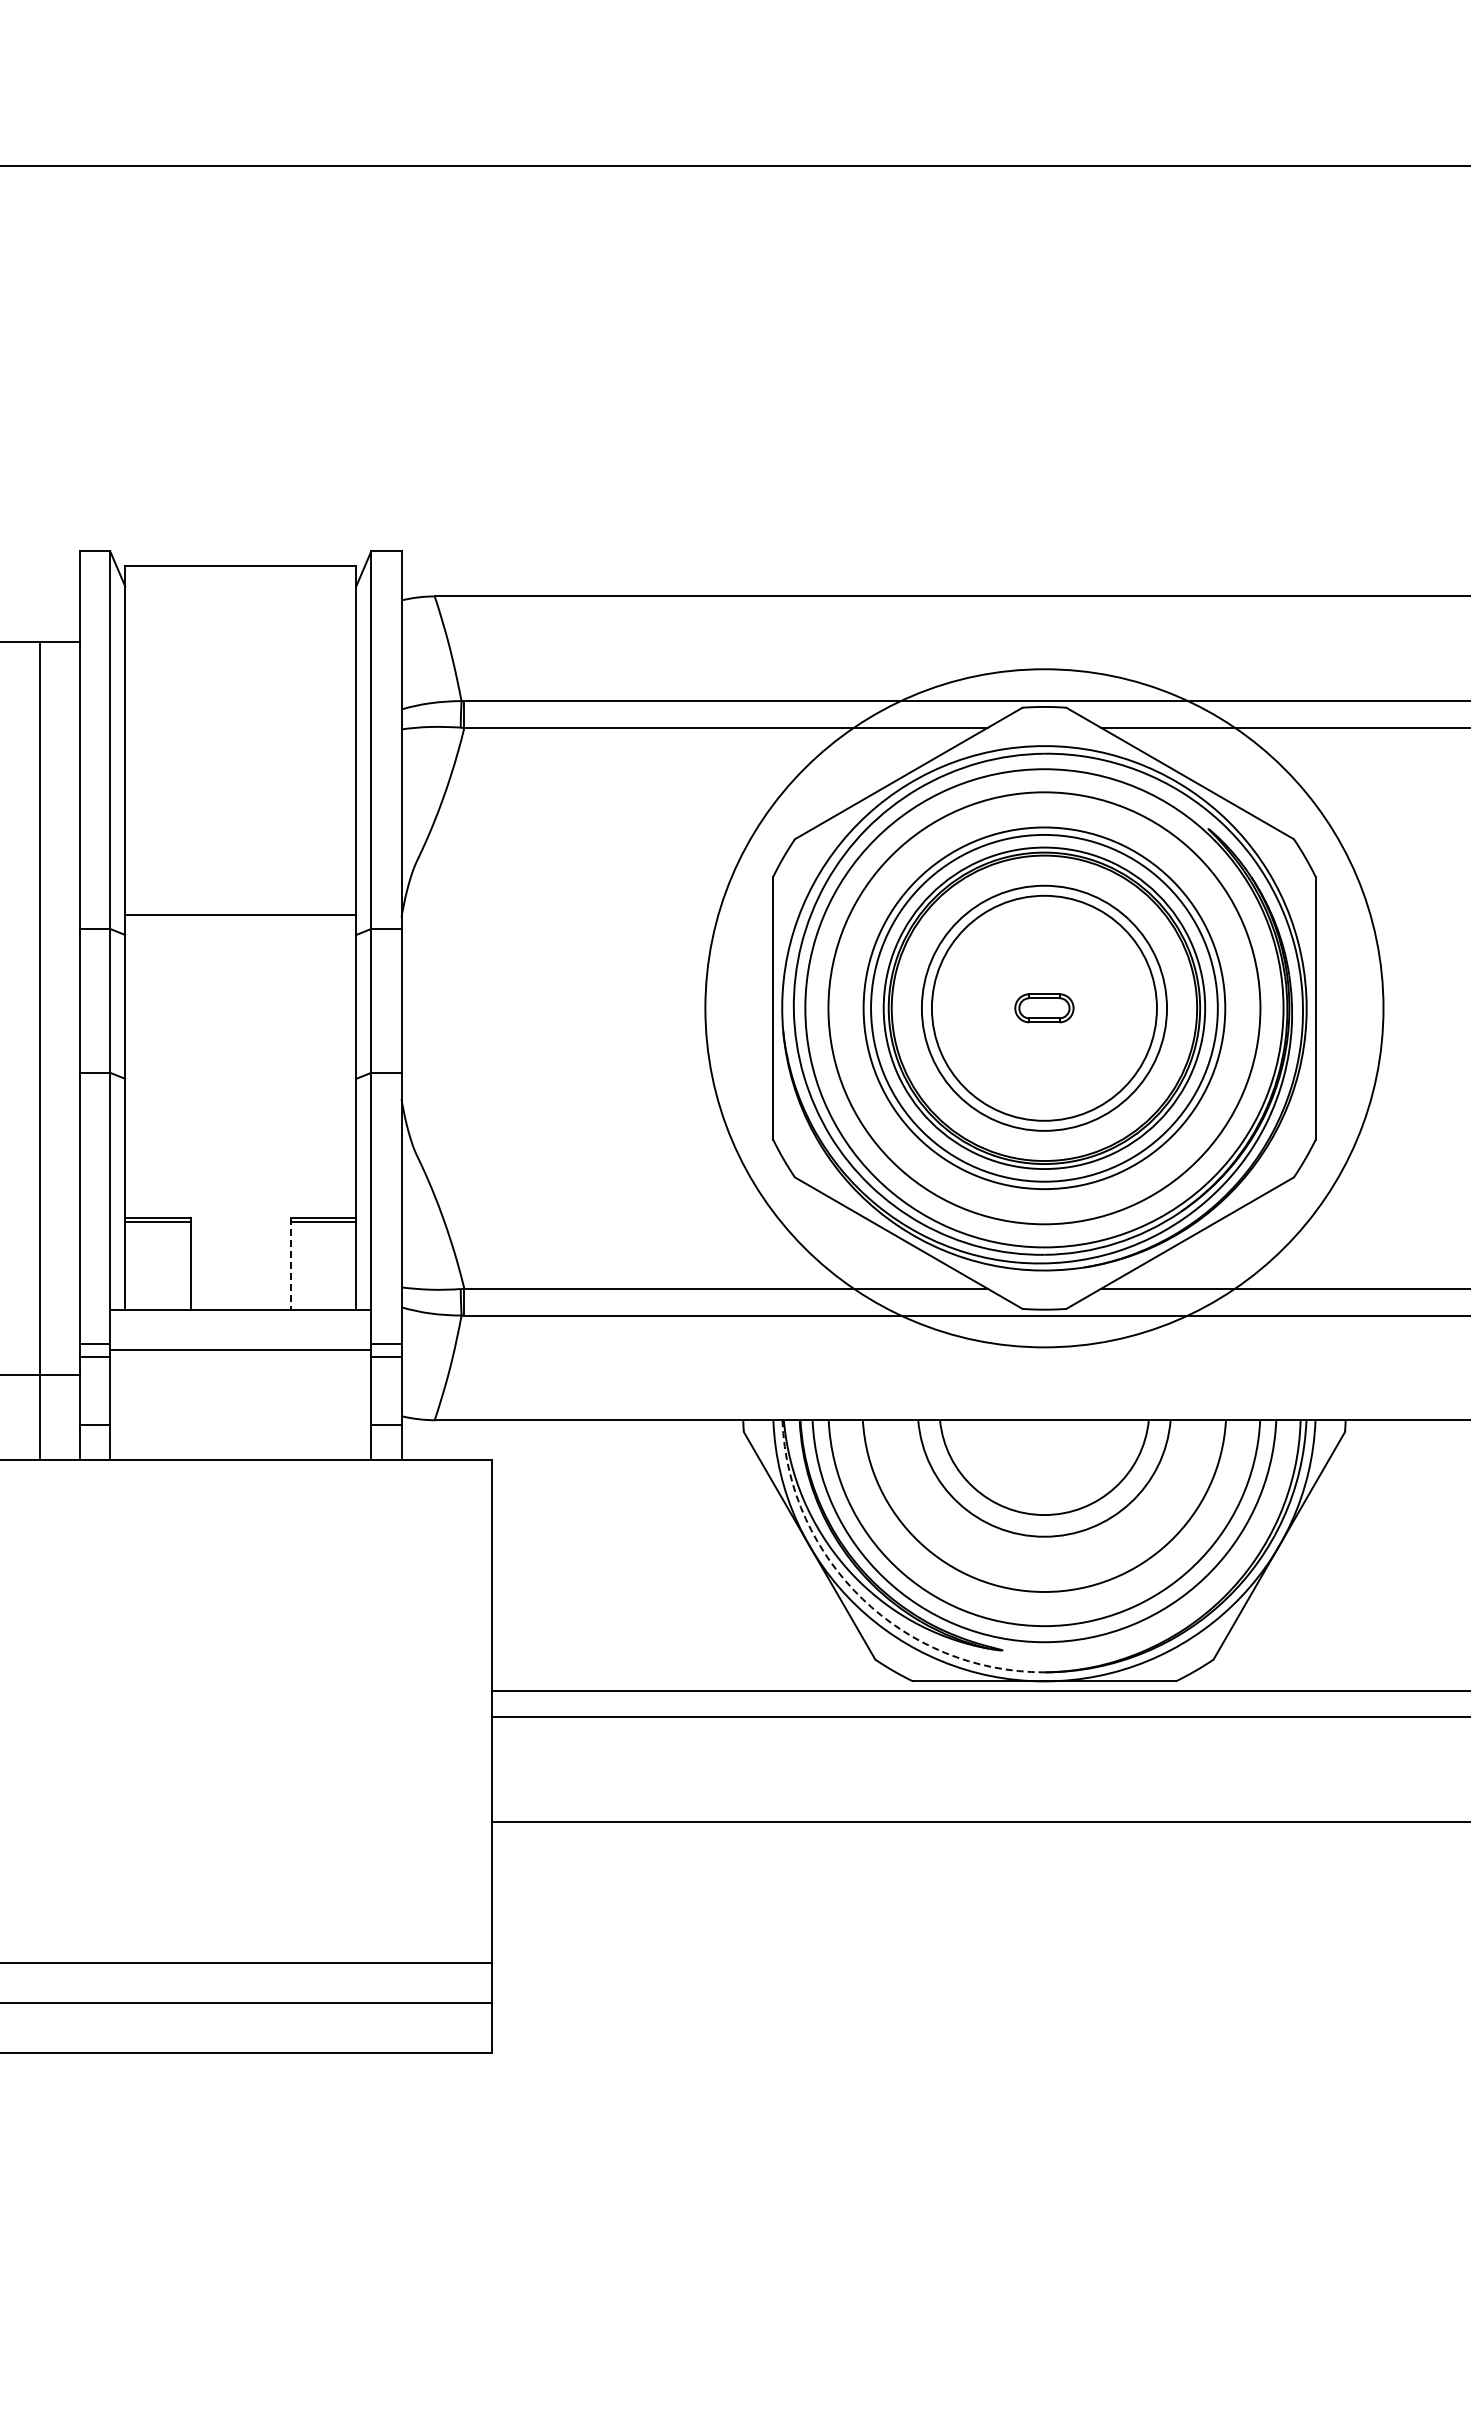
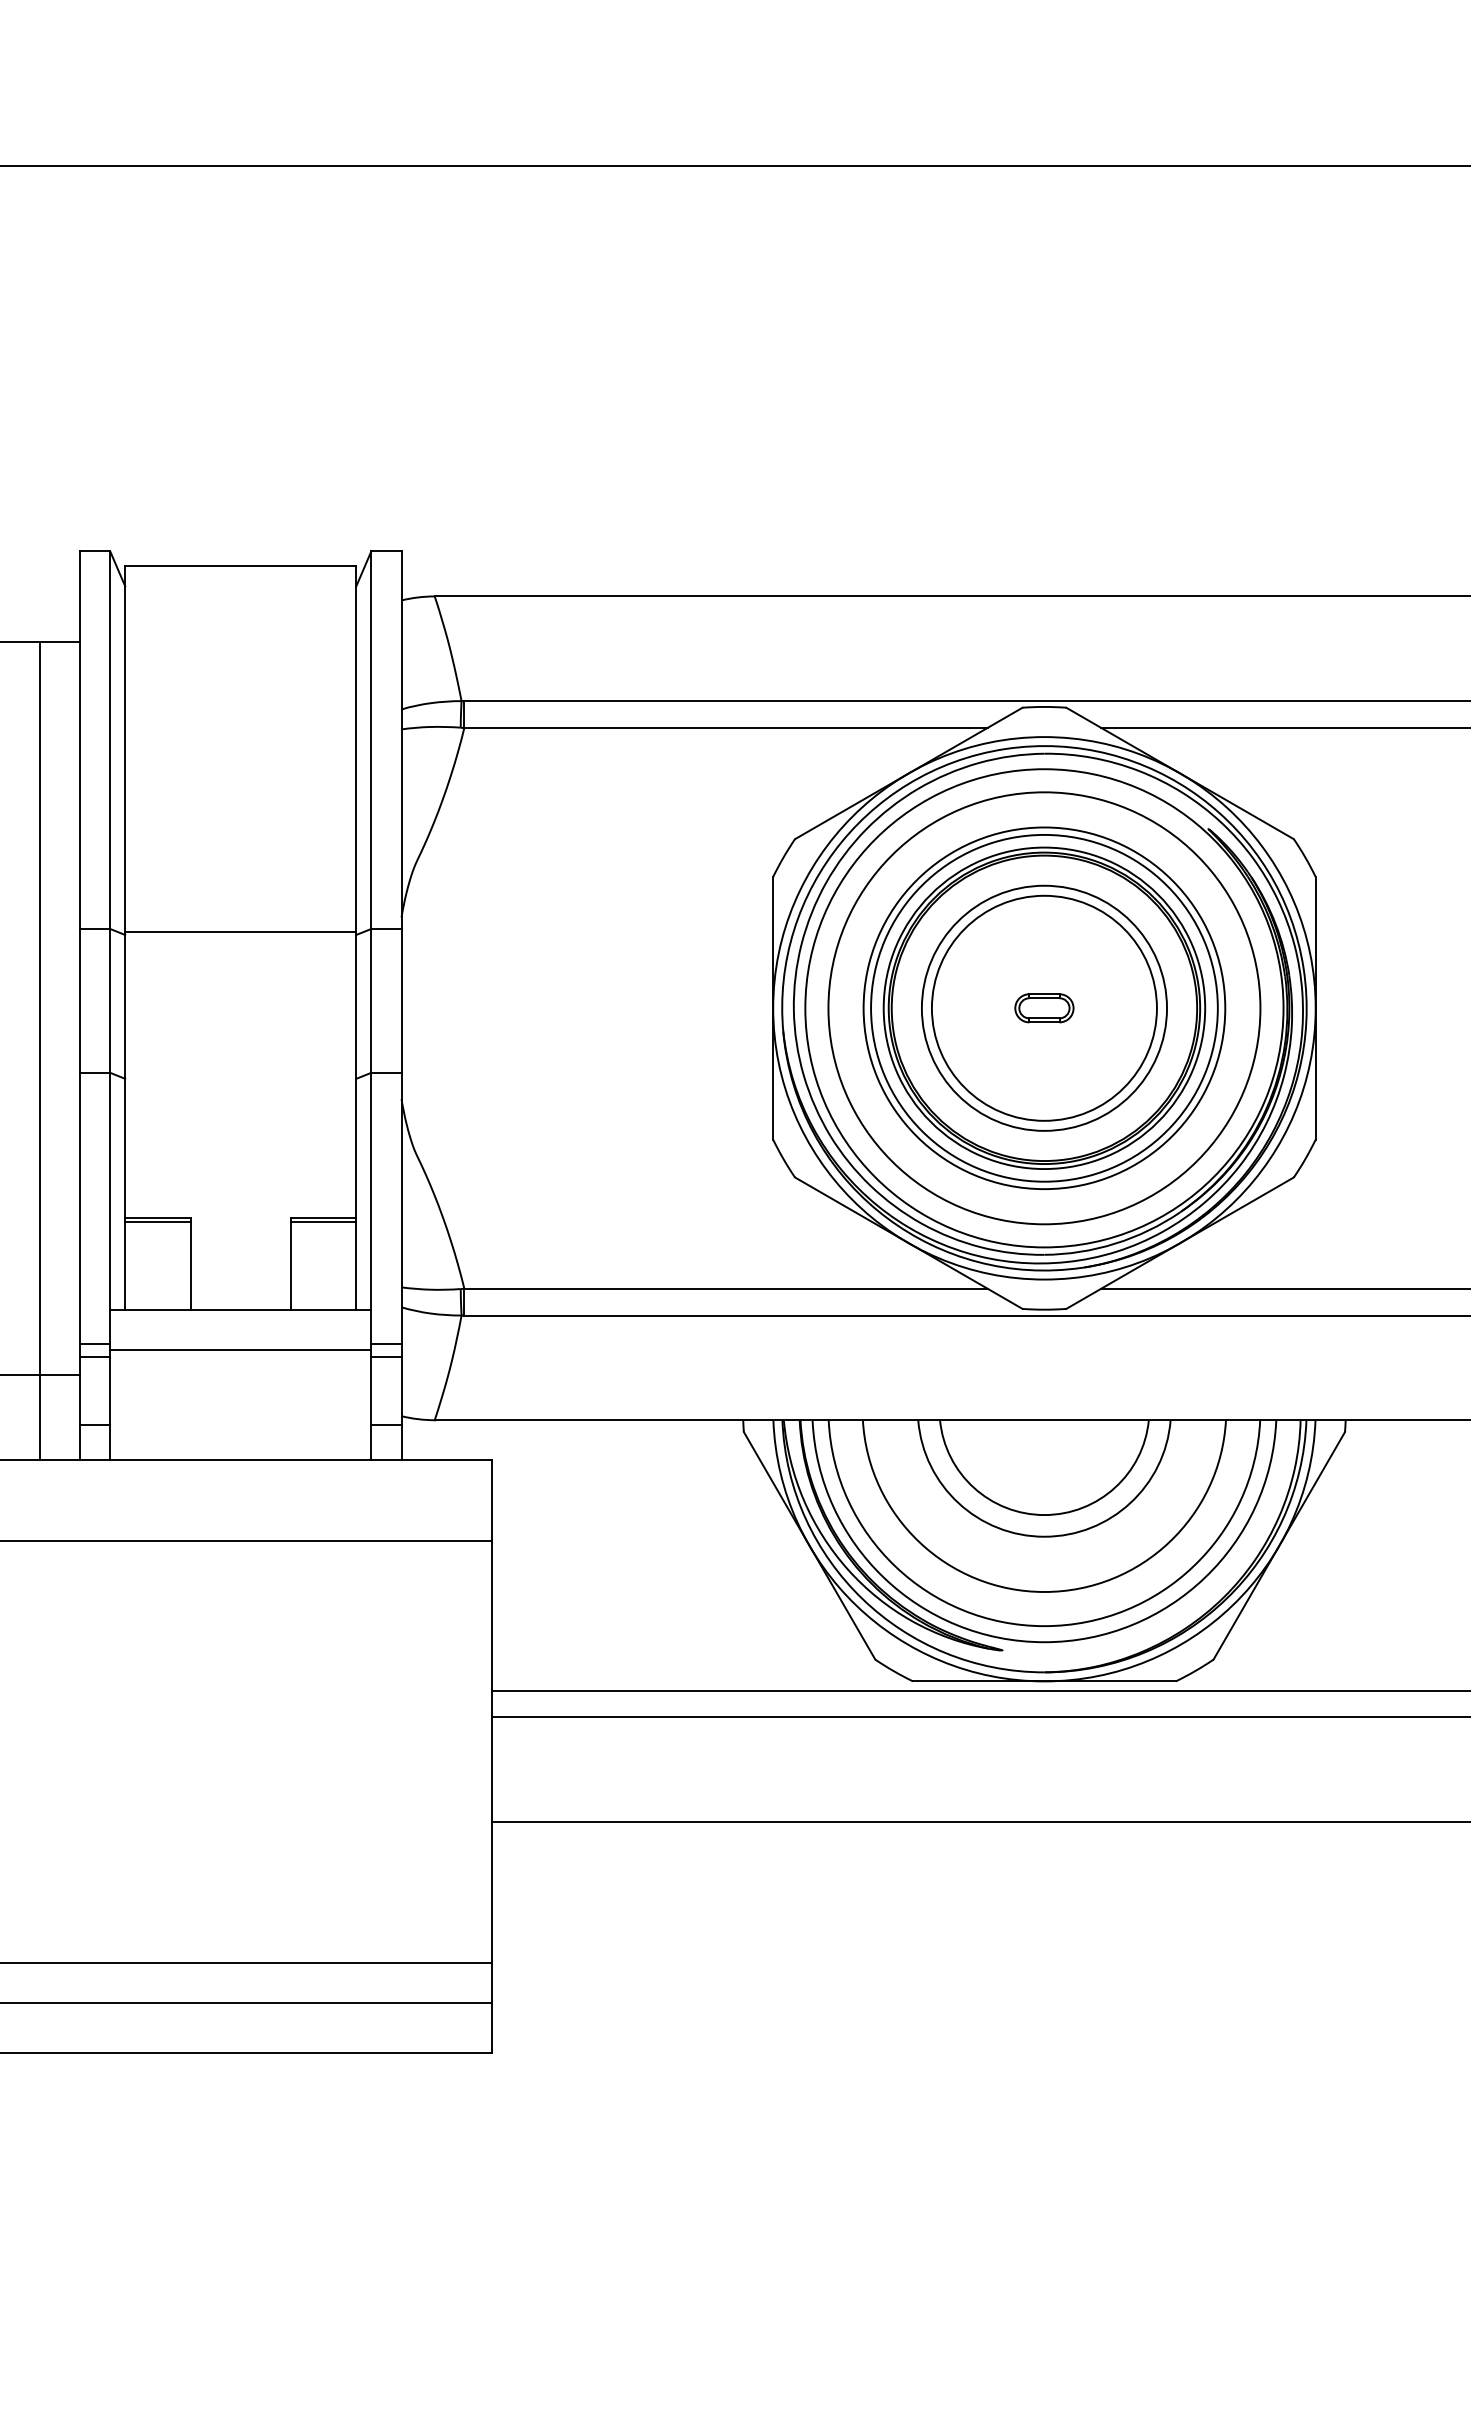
line position: (240, 914) -> (240, 931) (240, 931)
circle diameter: 678 px -> 542 px (1044, 1008)
line: dashed -> solid (290, 1263)
line: none -> present (246, 1540)
arc: dashed -> solid (862, 1599)
